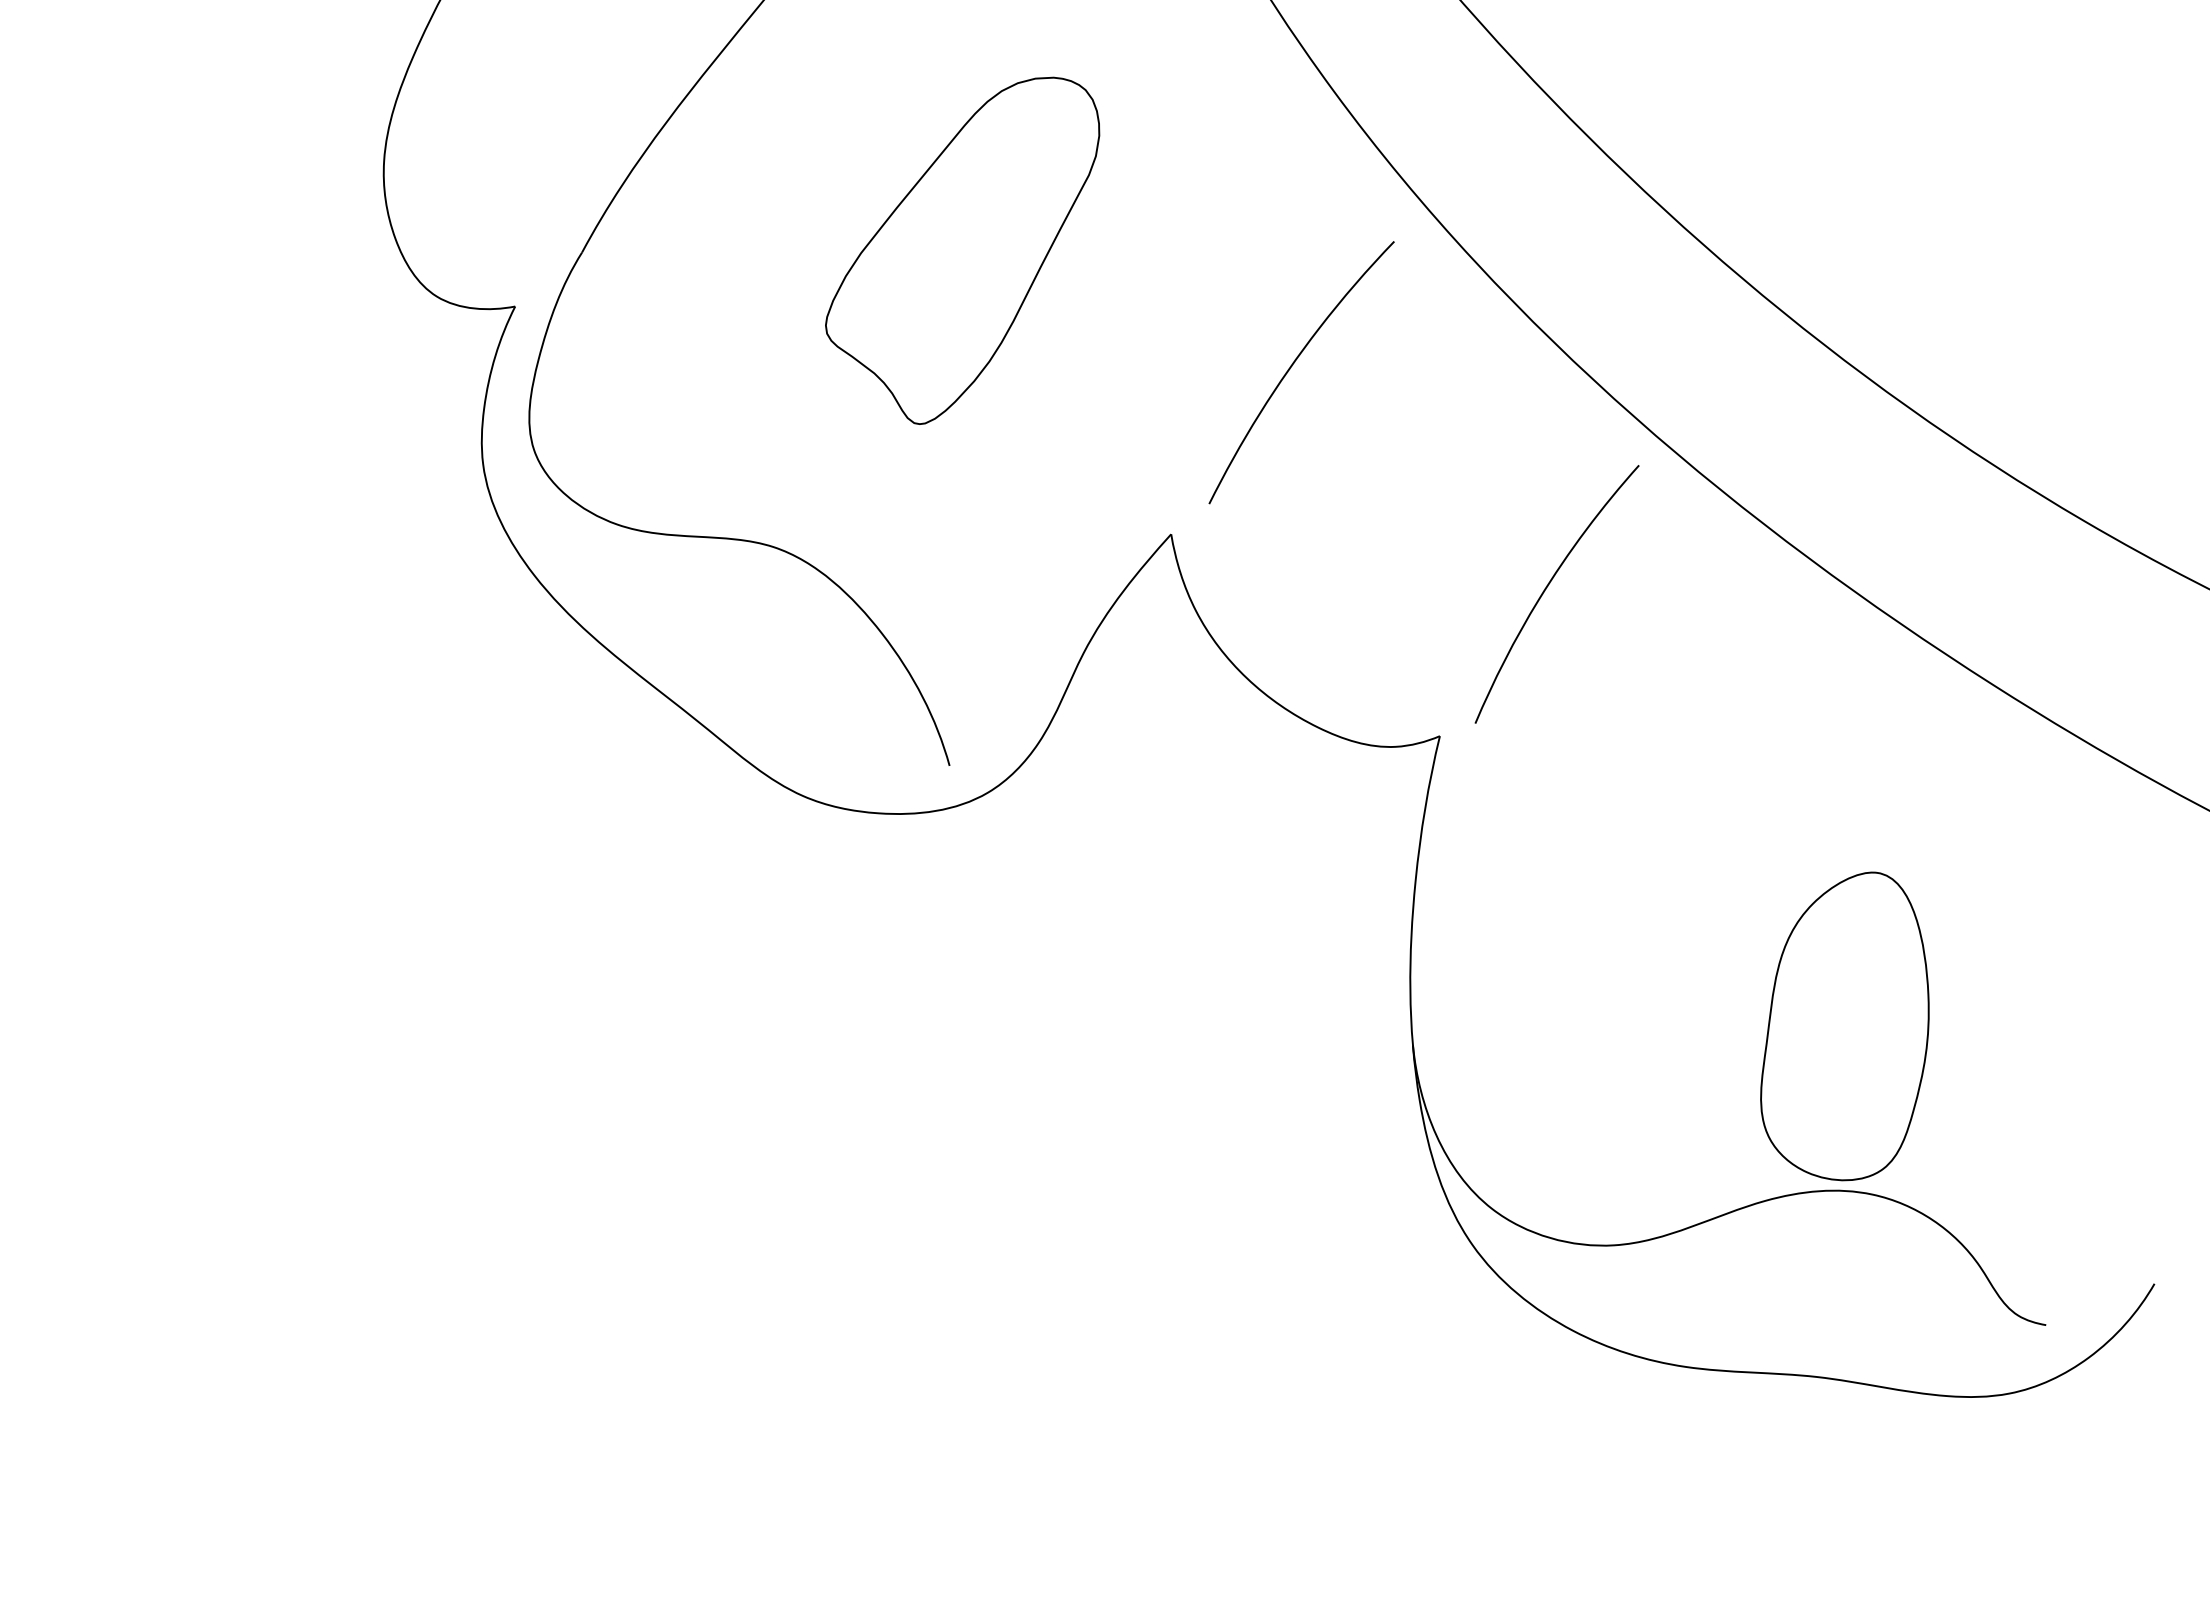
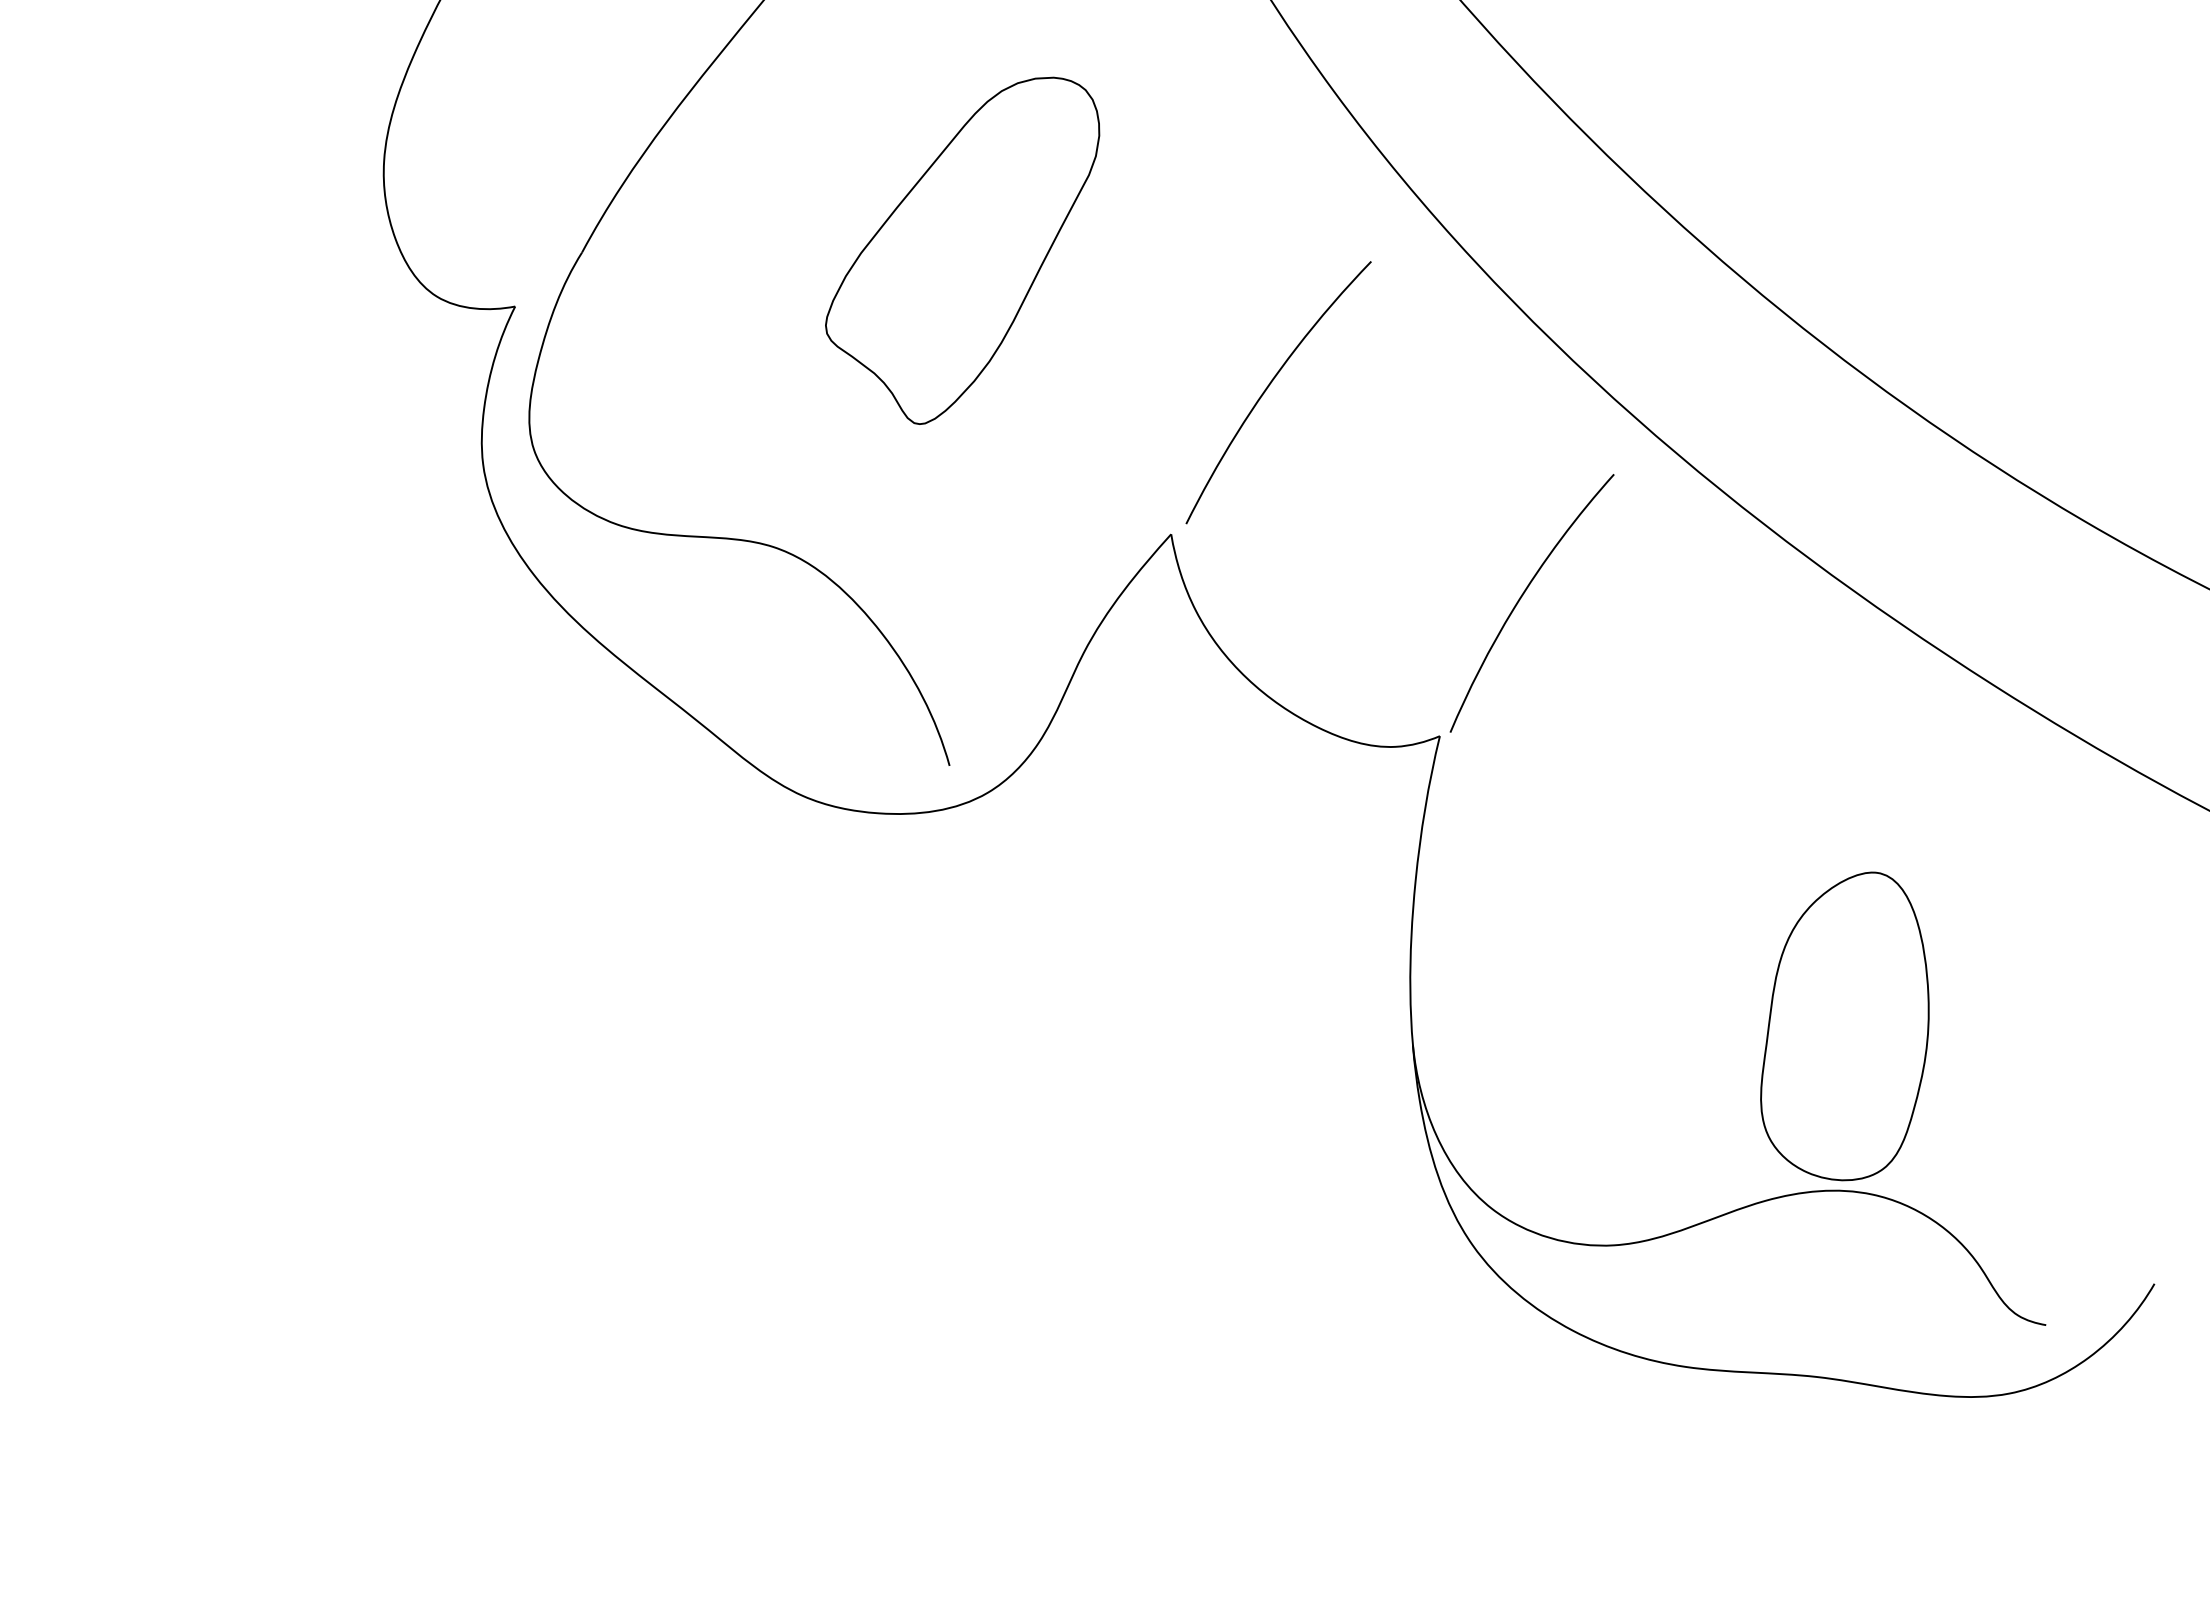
curve position: (1292, 366) -> (1269, 386) (1269, 386)
curve position: (1546, 589) -> (1521, 598) (1521, 598)
